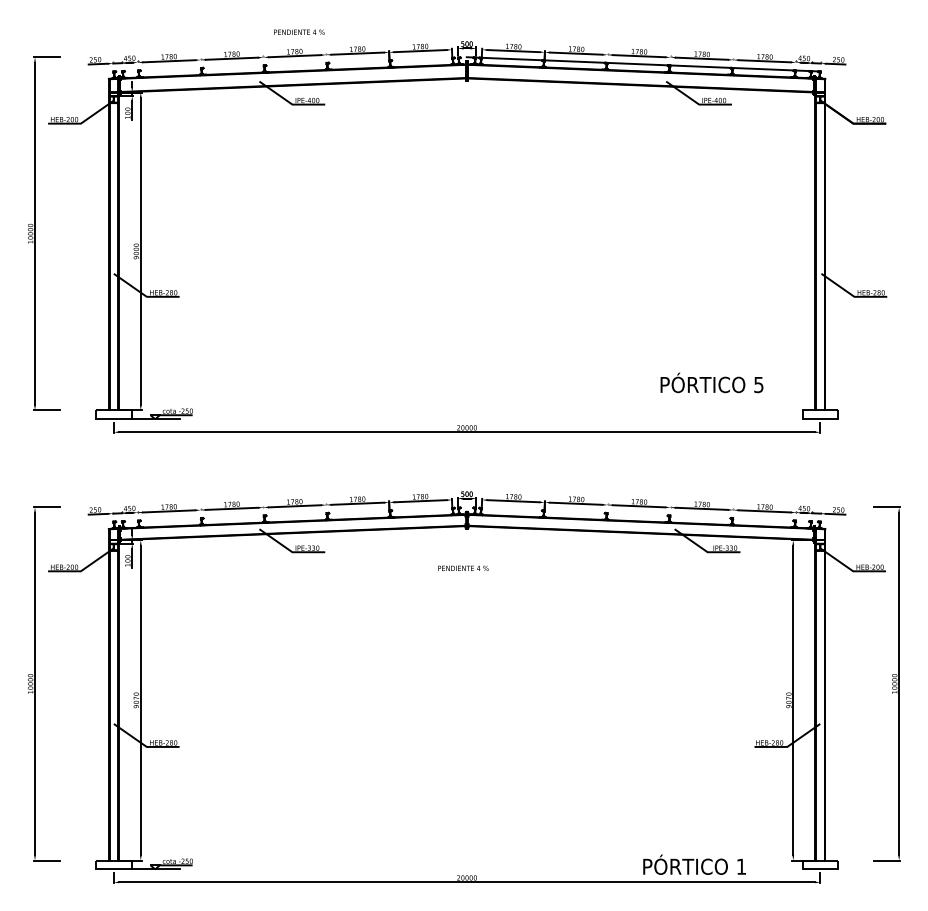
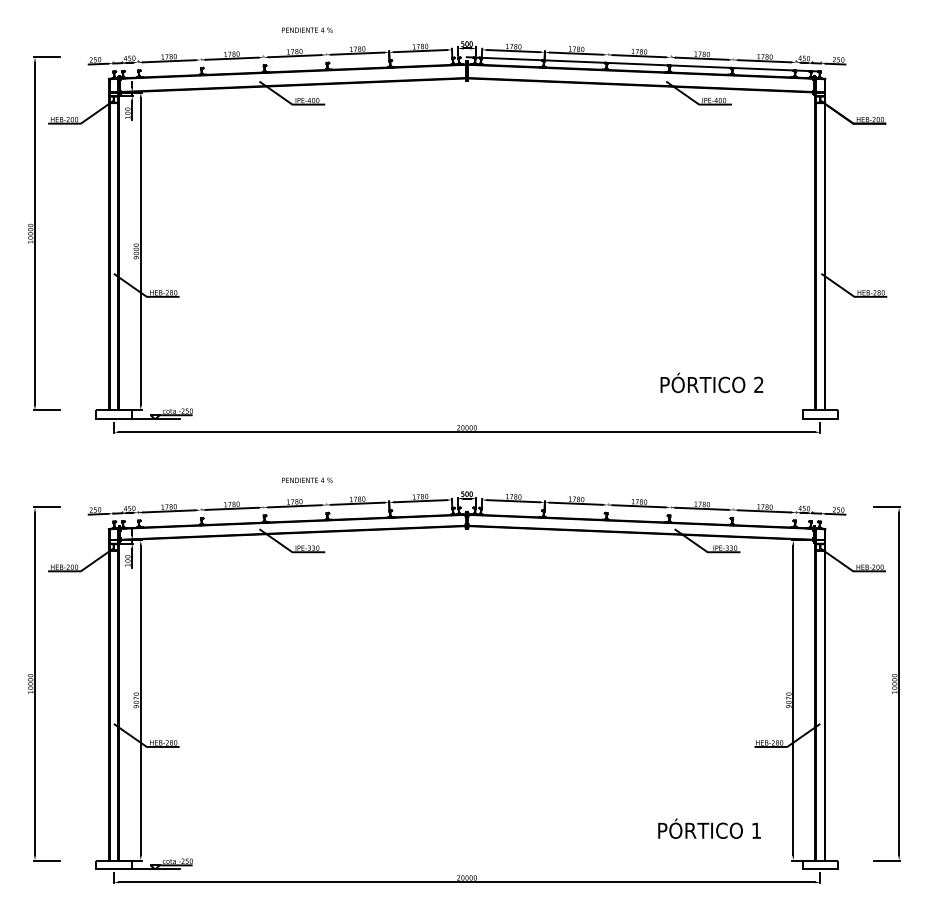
text position: (299, 31) -> (307, 29) (307, 29)
text: 5 -> 2 (758, 384)
text position: (463, 567) -> (307, 479) (307, 479)
text position: (694, 864) -> (709, 828) (709, 828)
